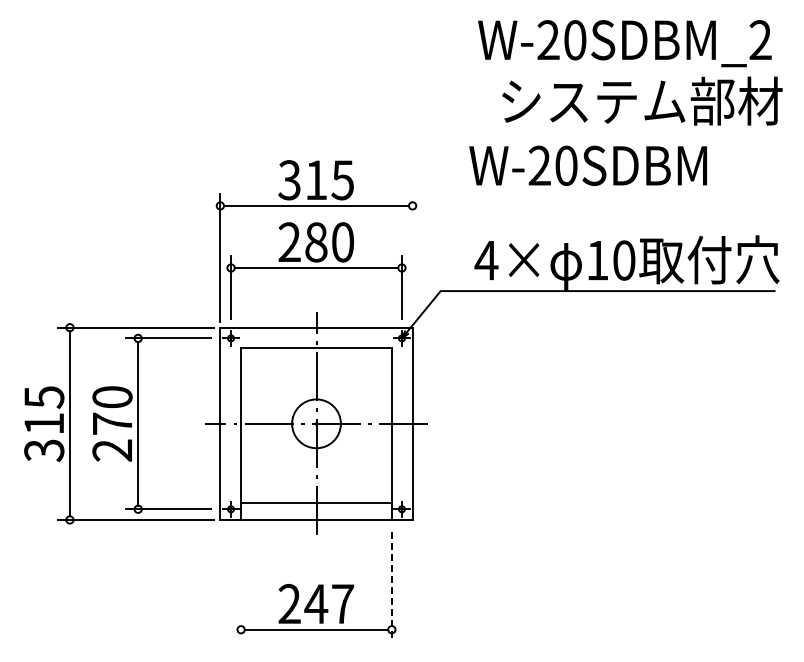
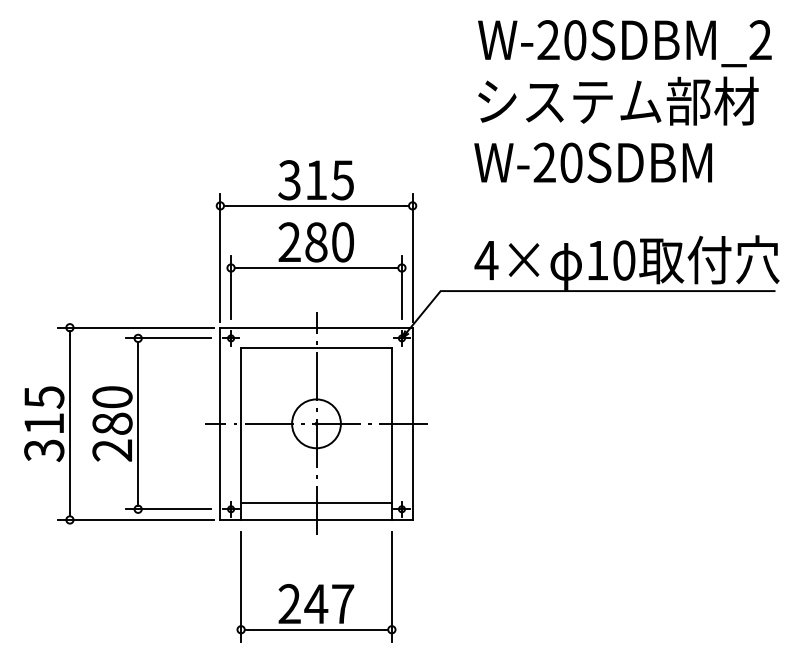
text position: (642, 100) -> (618, 100) (618, 100)
text position: (587, 165) -> (592, 162) (592, 162)
line: none -> present (412, 257)
text: 270 -> 280 (112, 423)
line: none -> present (241, 586)
line: dashed -> solid (391, 587)
